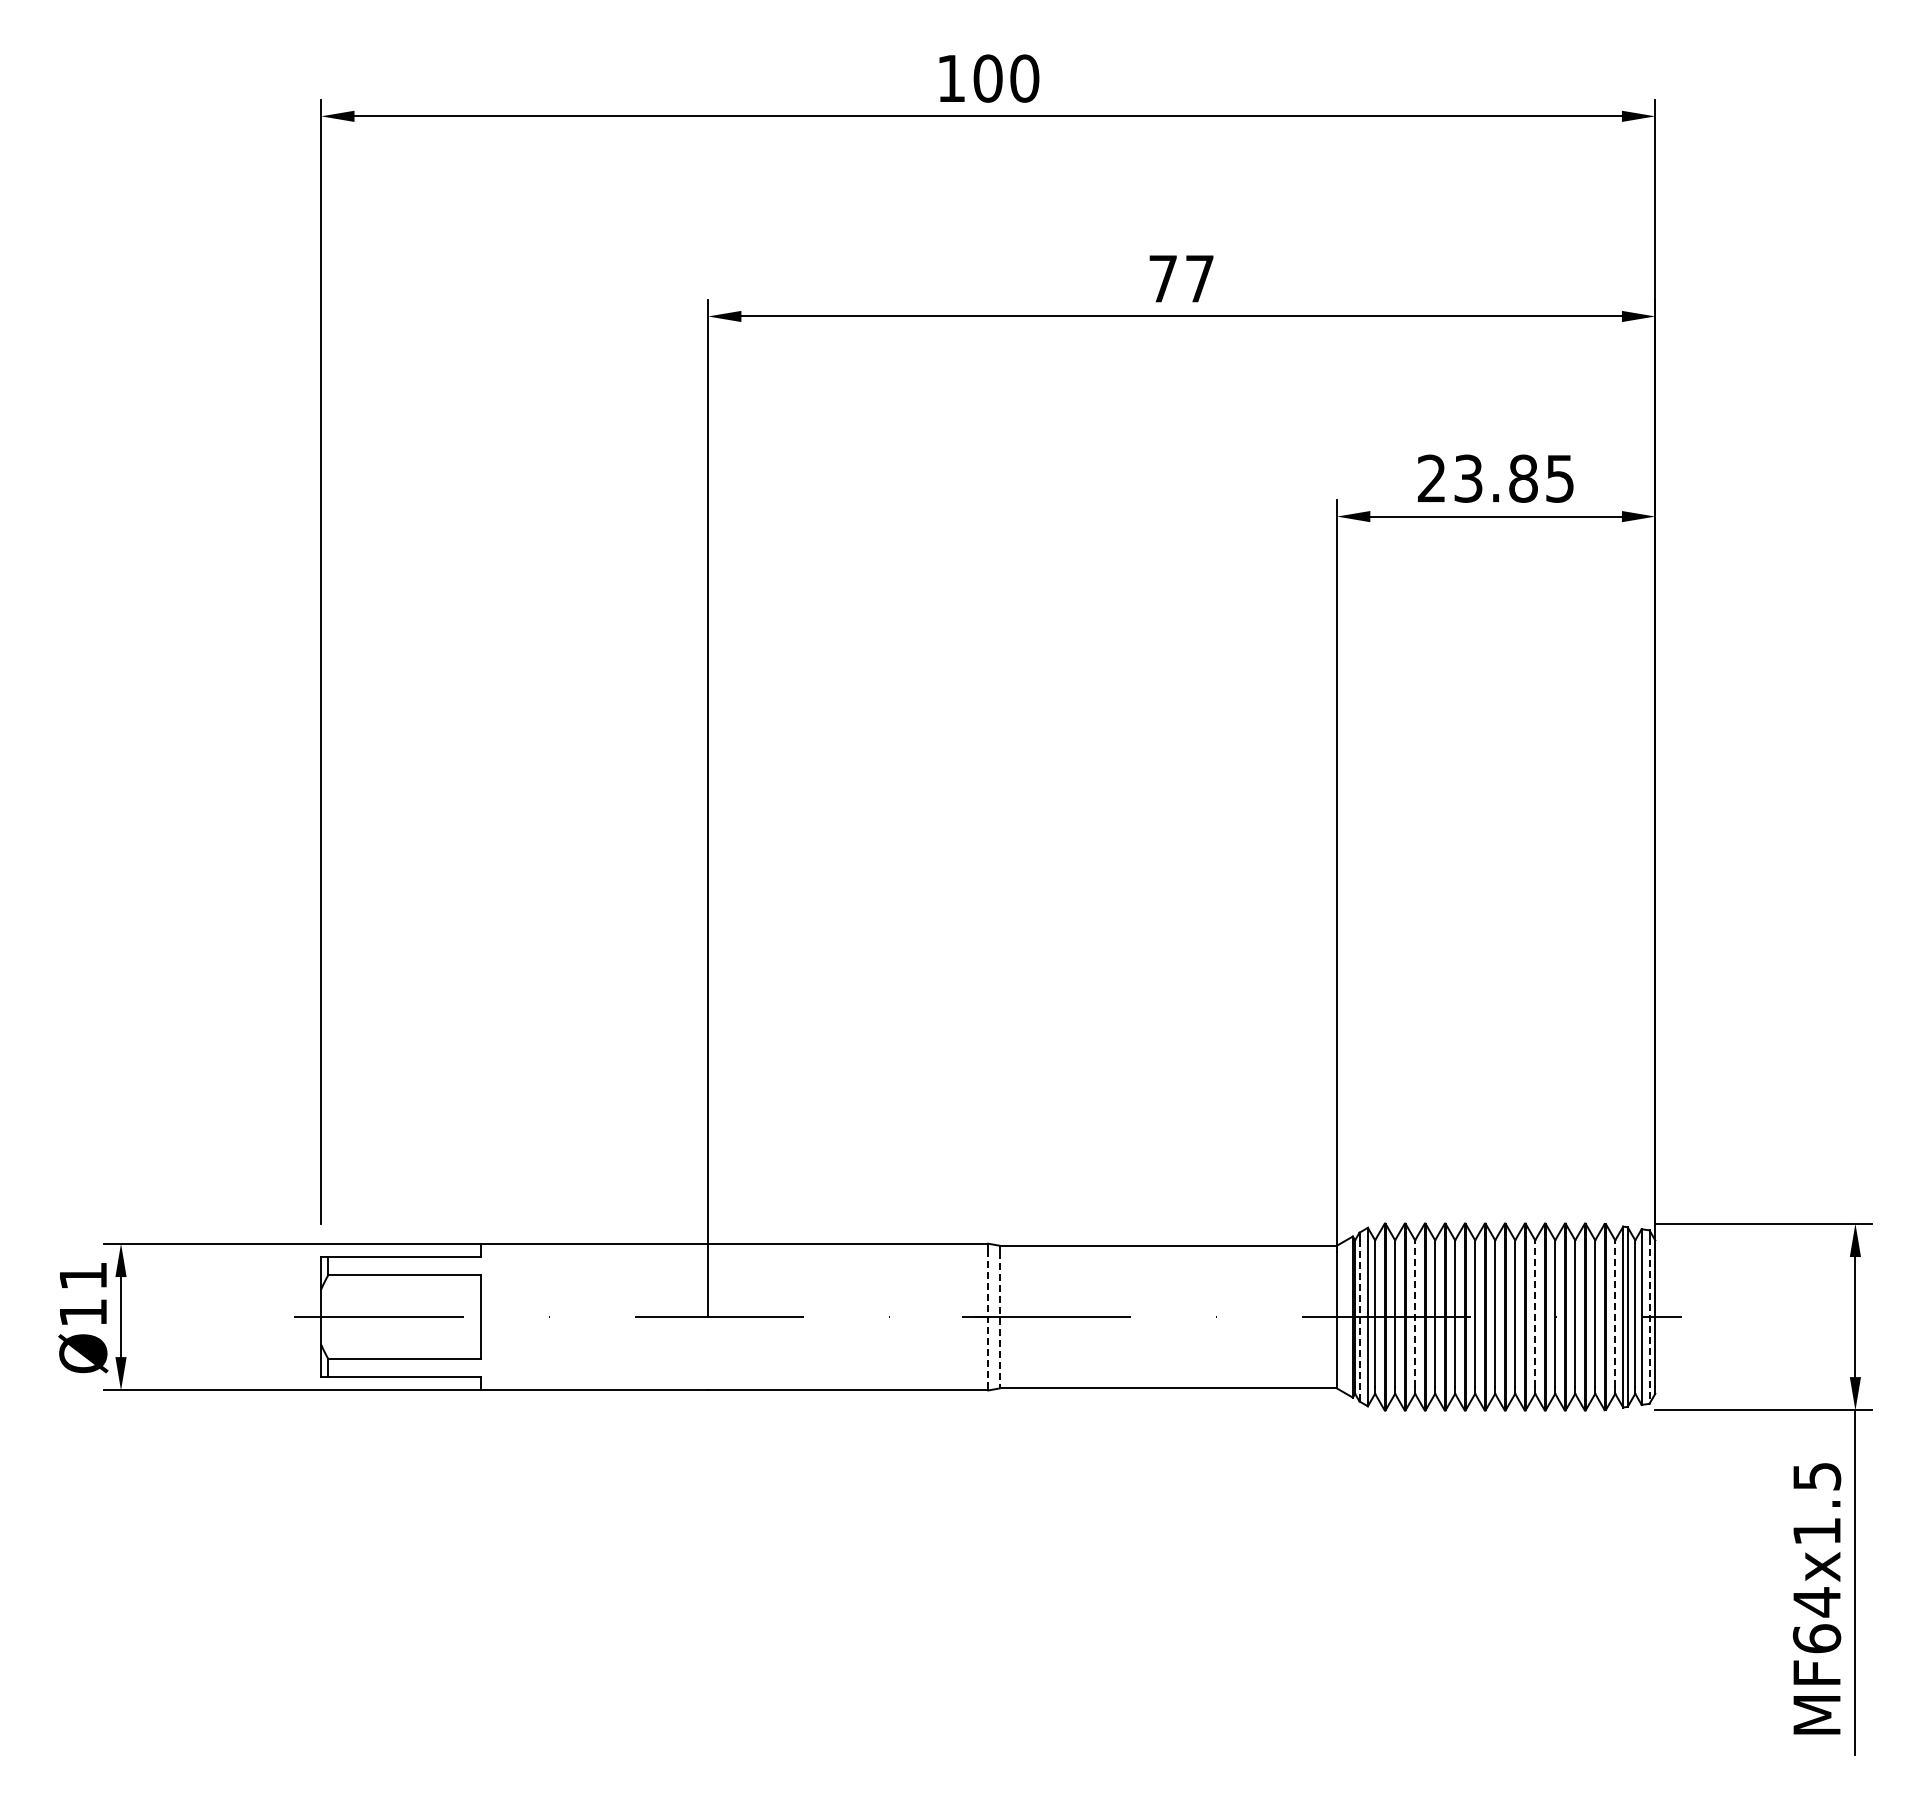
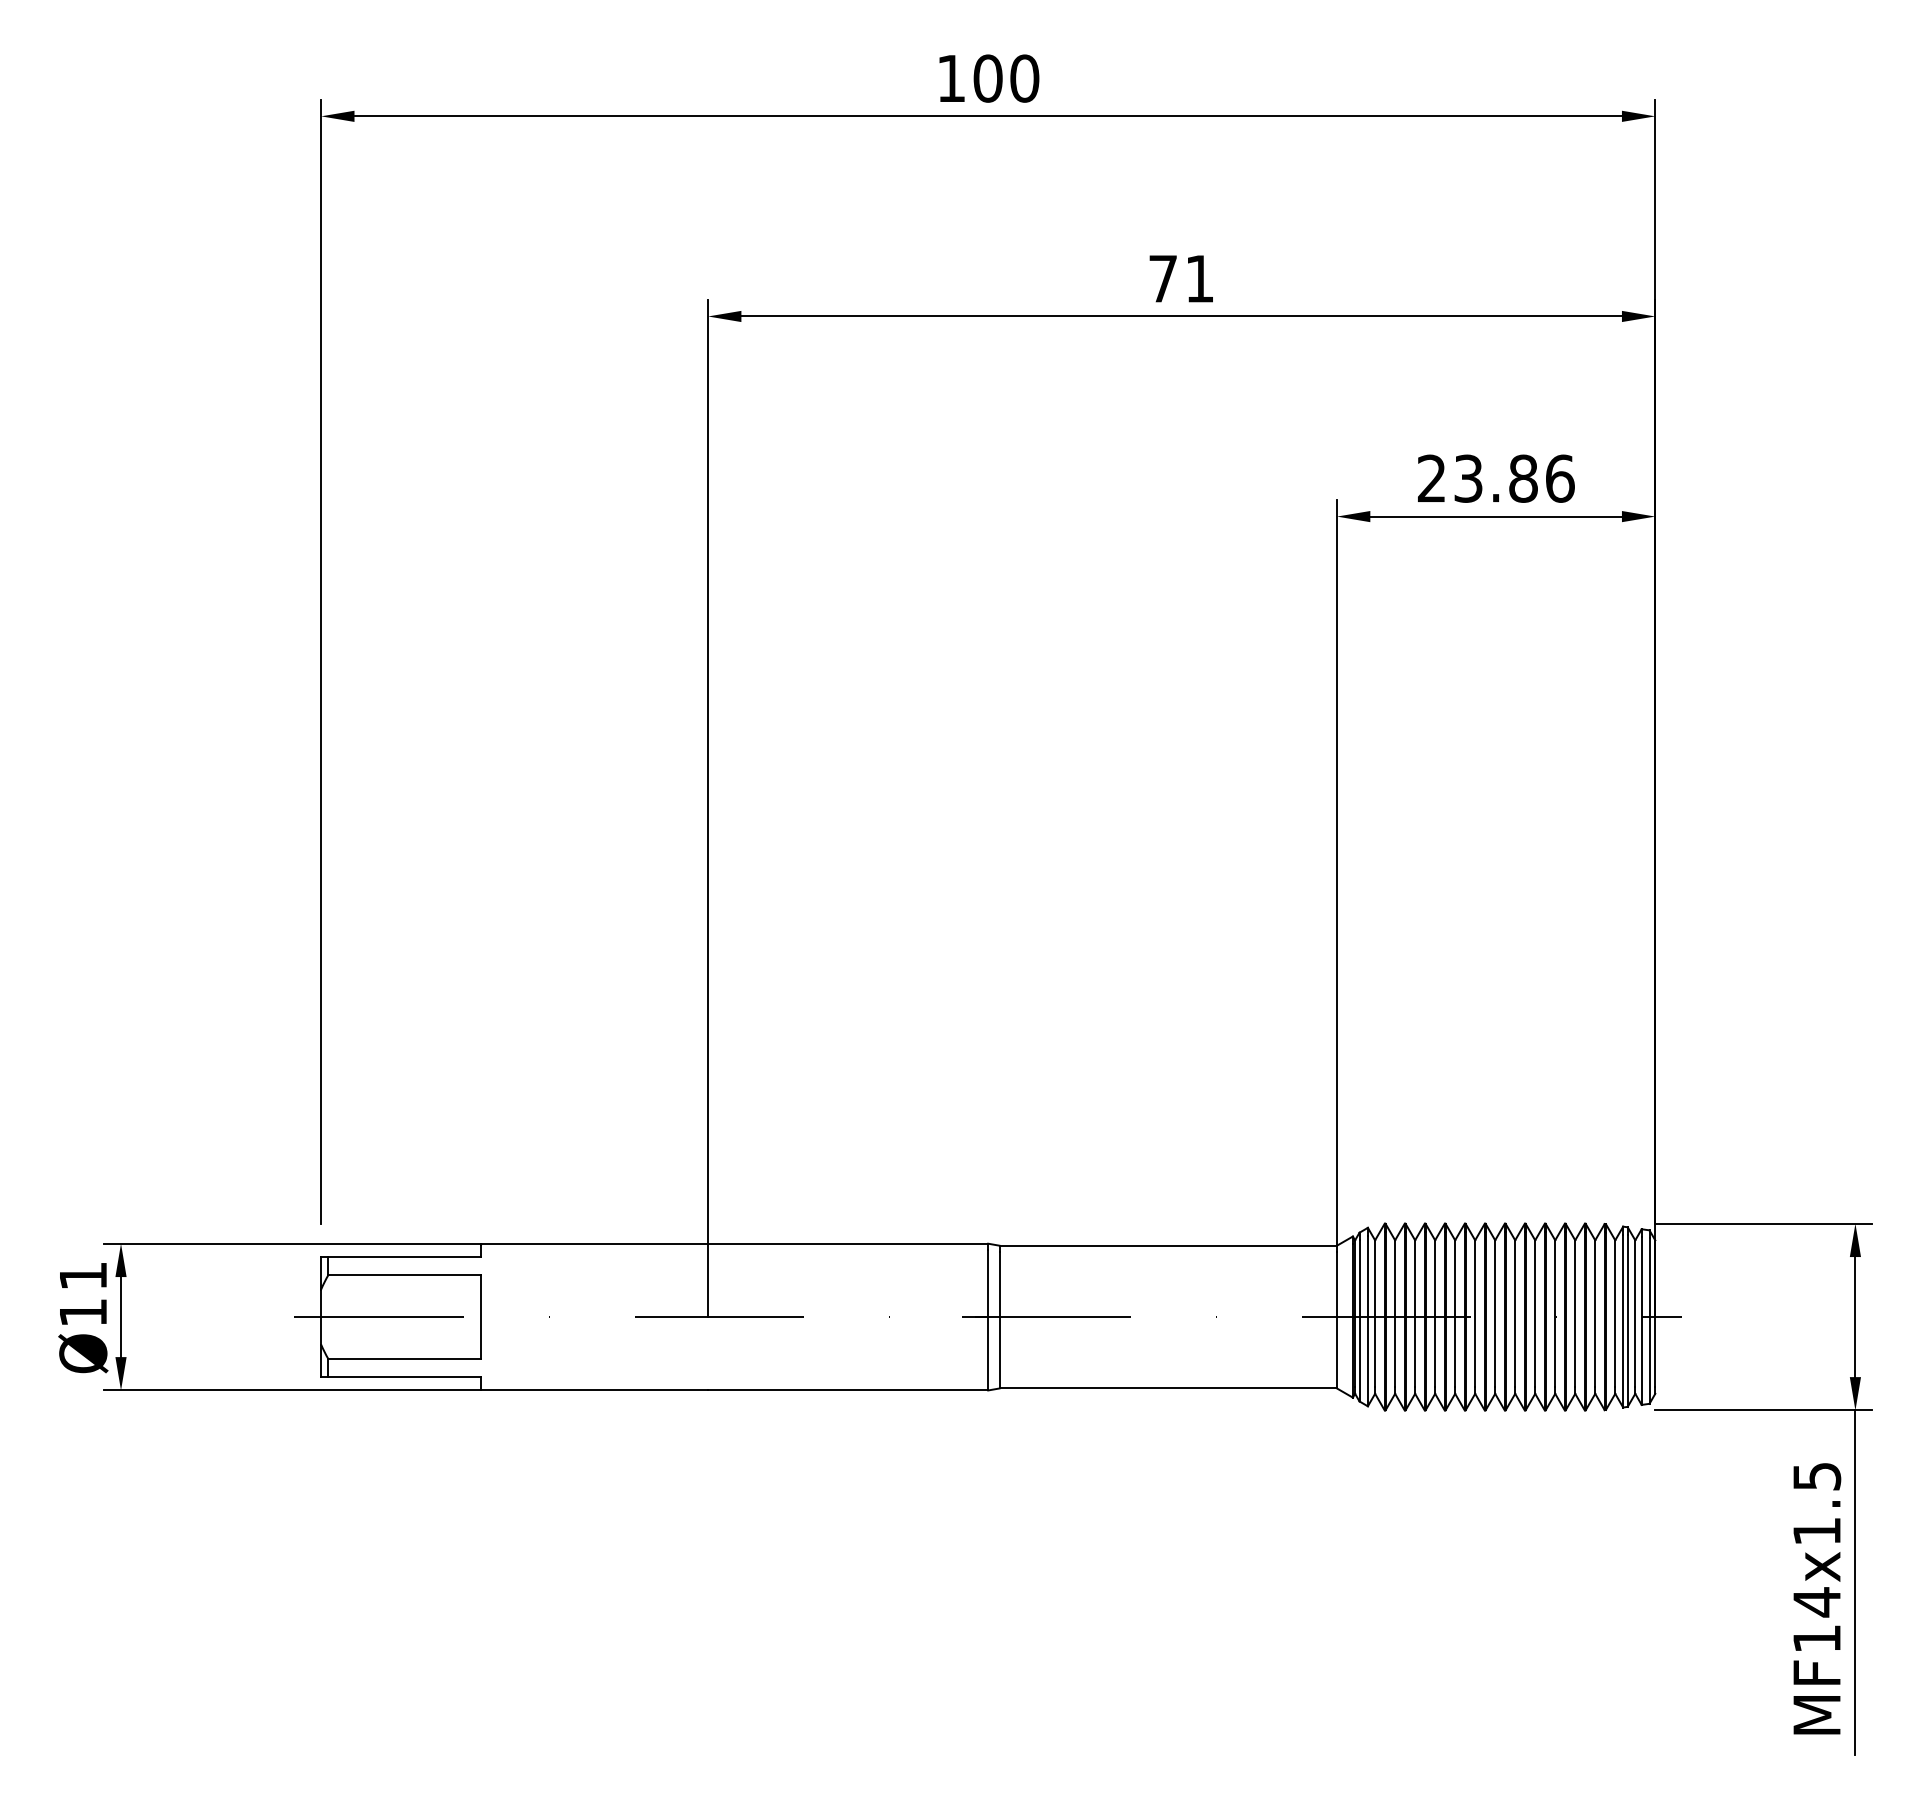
text: 77 -> 71 (1199, 278)
text: 23.85 -> 23.86 (1560, 478)
line: dashed -> solid (1415, 1313)
line: dashed -> solid (1535, 1313)
line: dashed -> solid (1615, 1313)
line: dashed -> solid (988, 1320)
line: dashed -> solid (999, 1320)
line: dashed -> solid (1359, 1320)
line: dashed -> solid (1649, 1320)
text: MF64x1.5 -> MF14x1.5 (1816, 1638)
